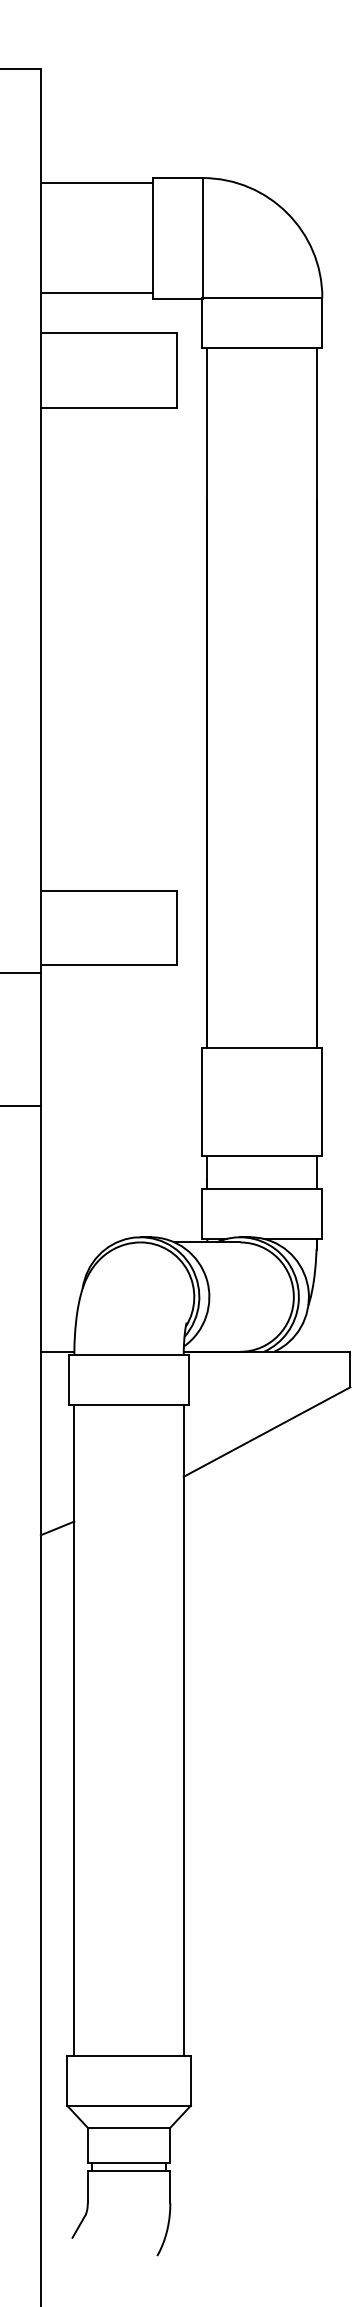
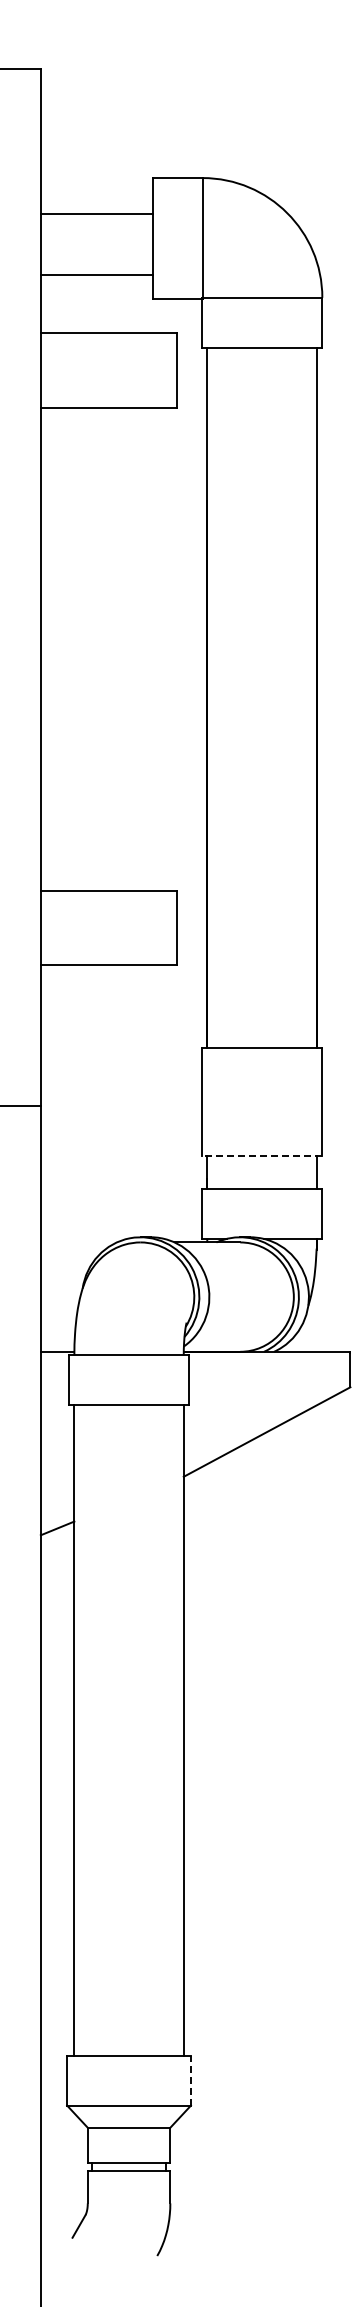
line position: (96, 183) -> (96, 214) (96, 214)
line position: (96, 292) -> (96, 274) (96, 274)
line: present -> none (21, 973)
line: solid -> dashed (261, 1155)
line: solid -> dashed (190, 2080)
